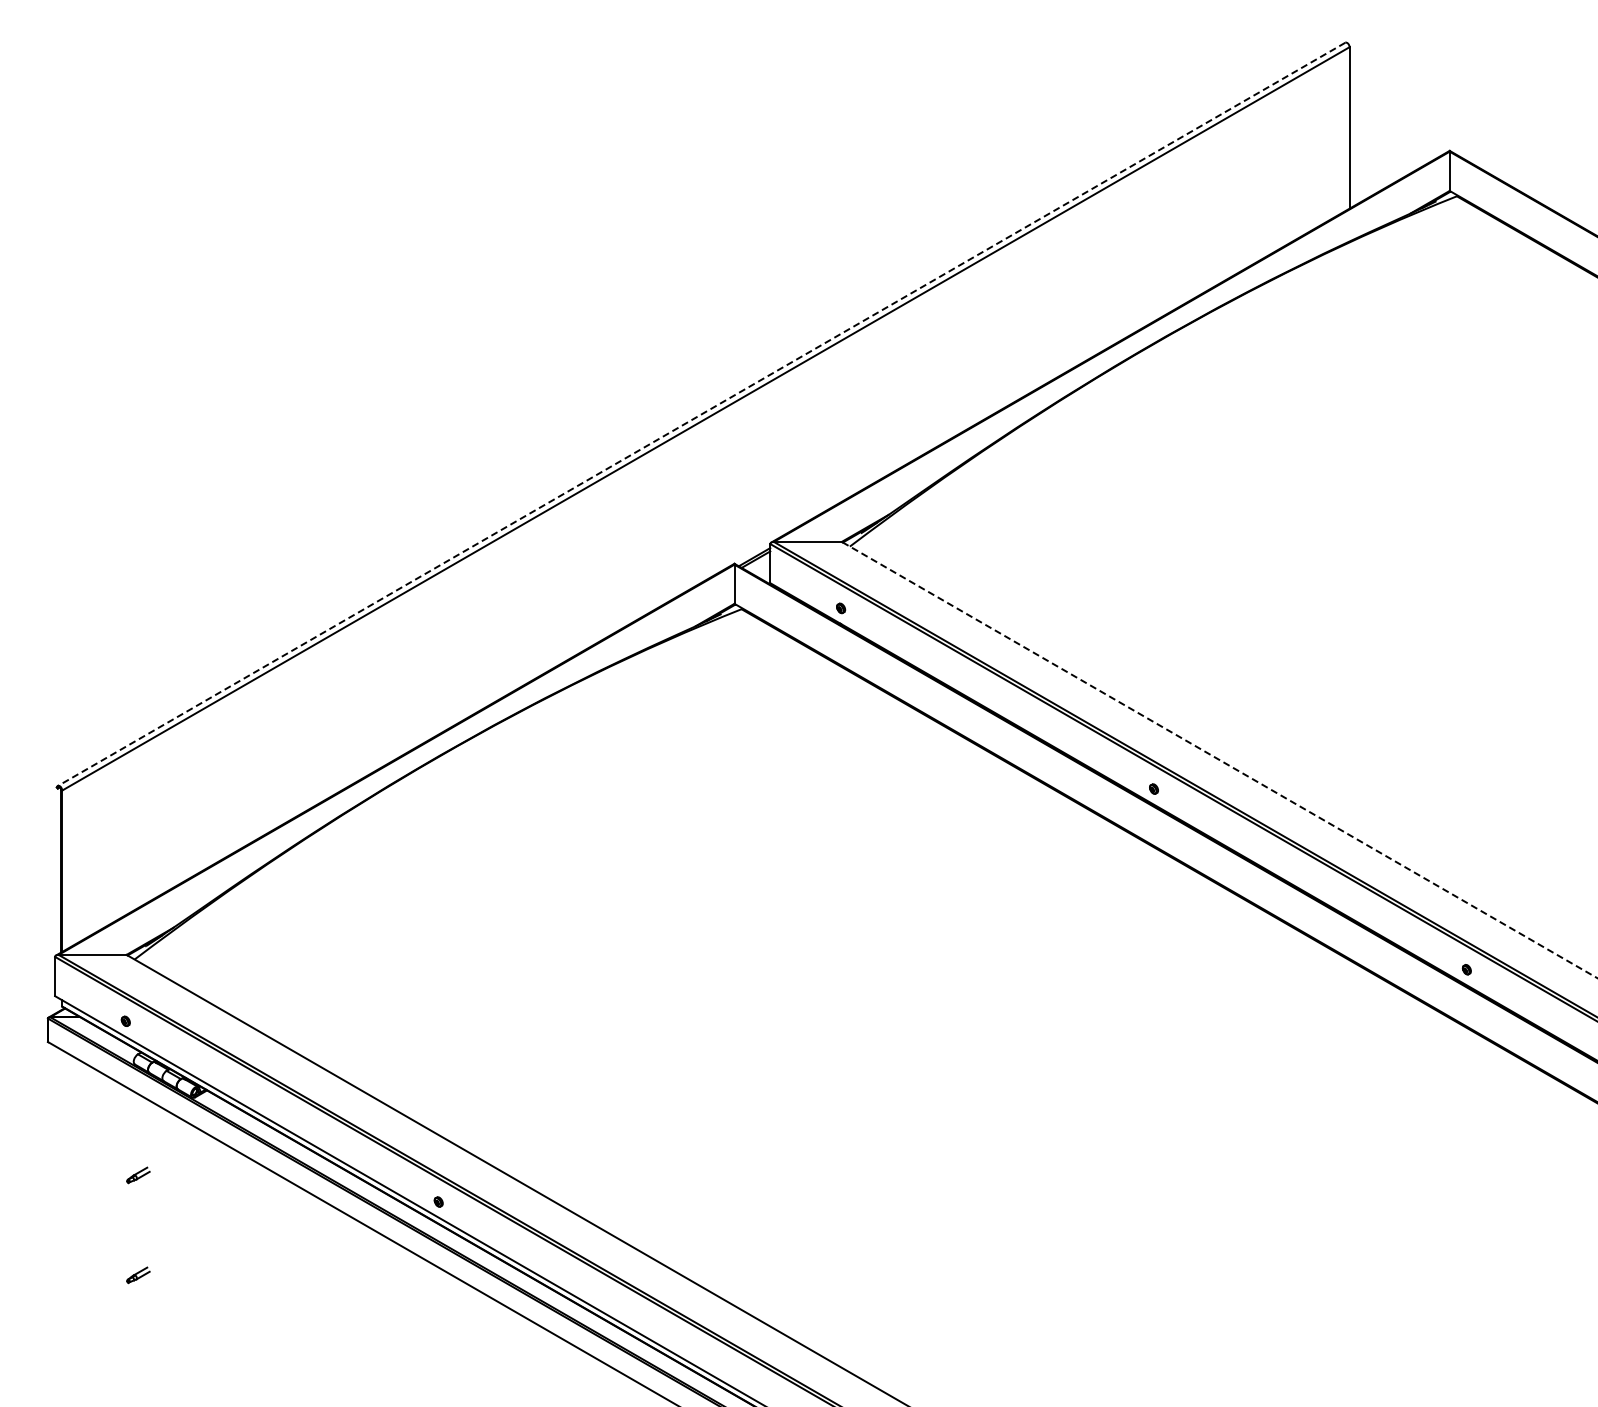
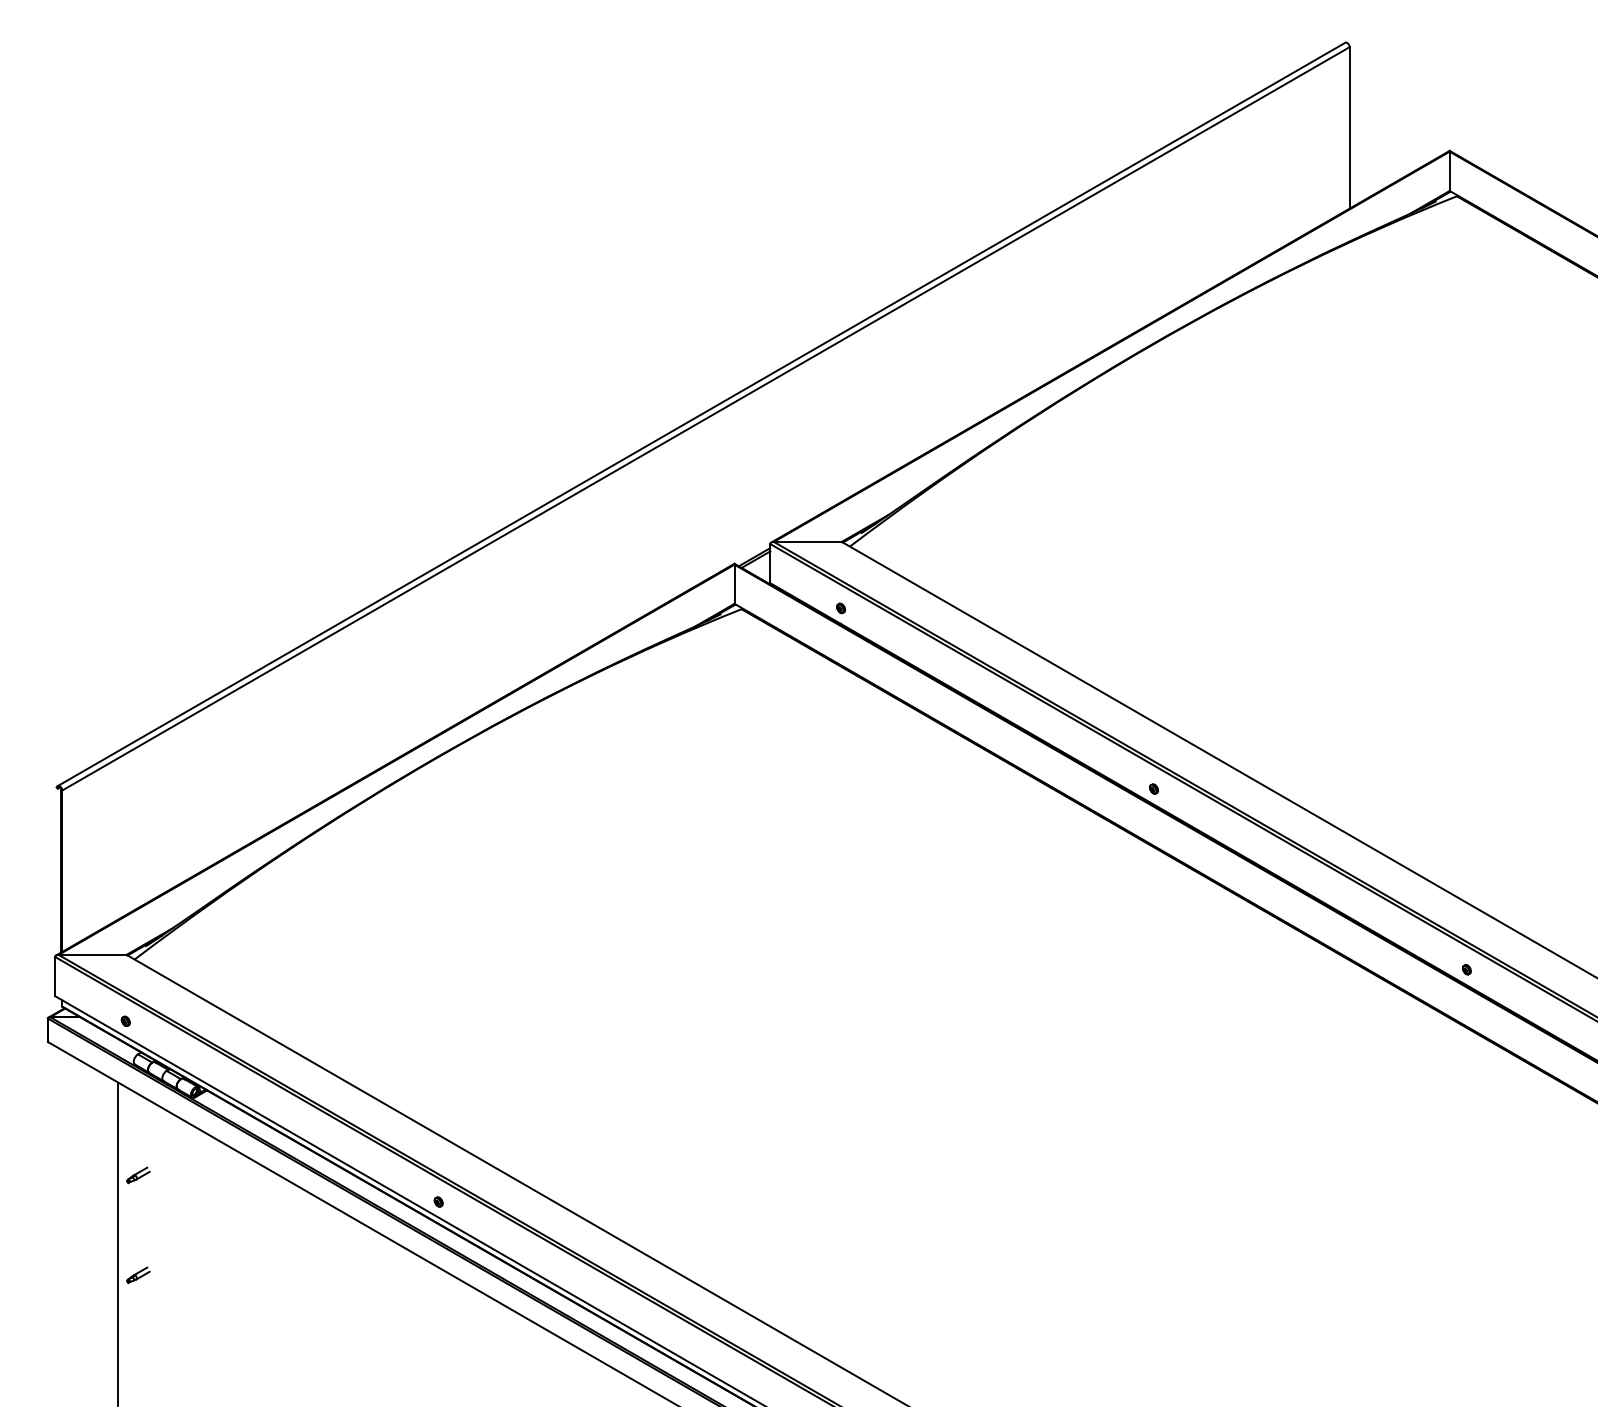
line: dashed -> solid (701, 414)
line: dashed -> solid (1219, 759)
line: none -> present (118, 1242)
